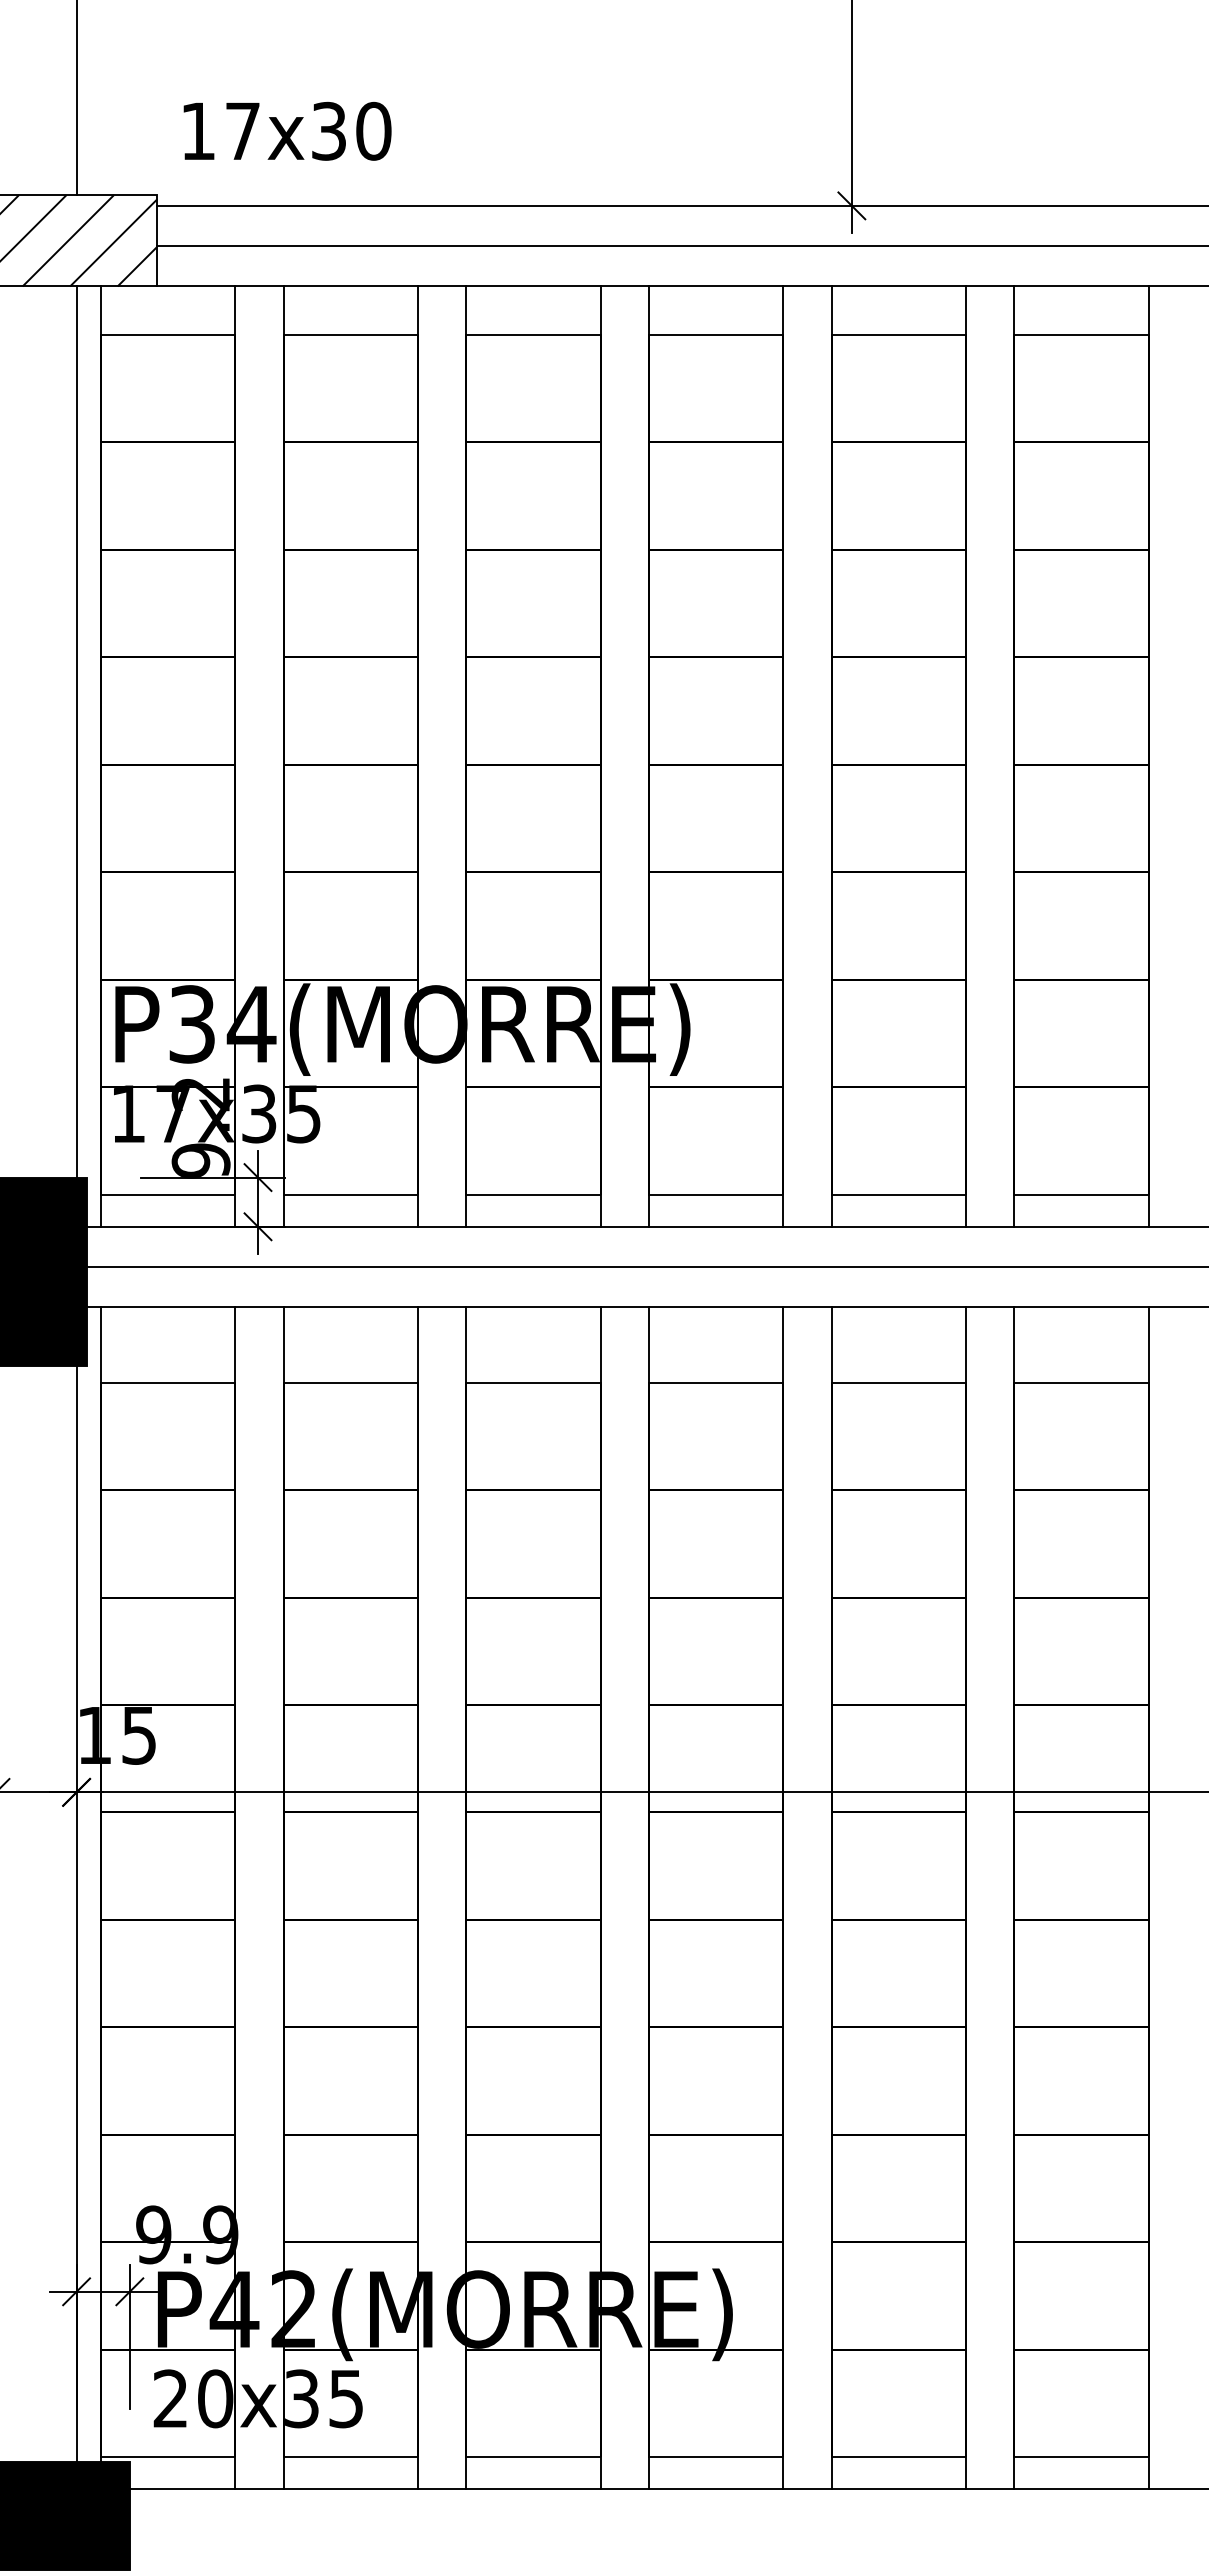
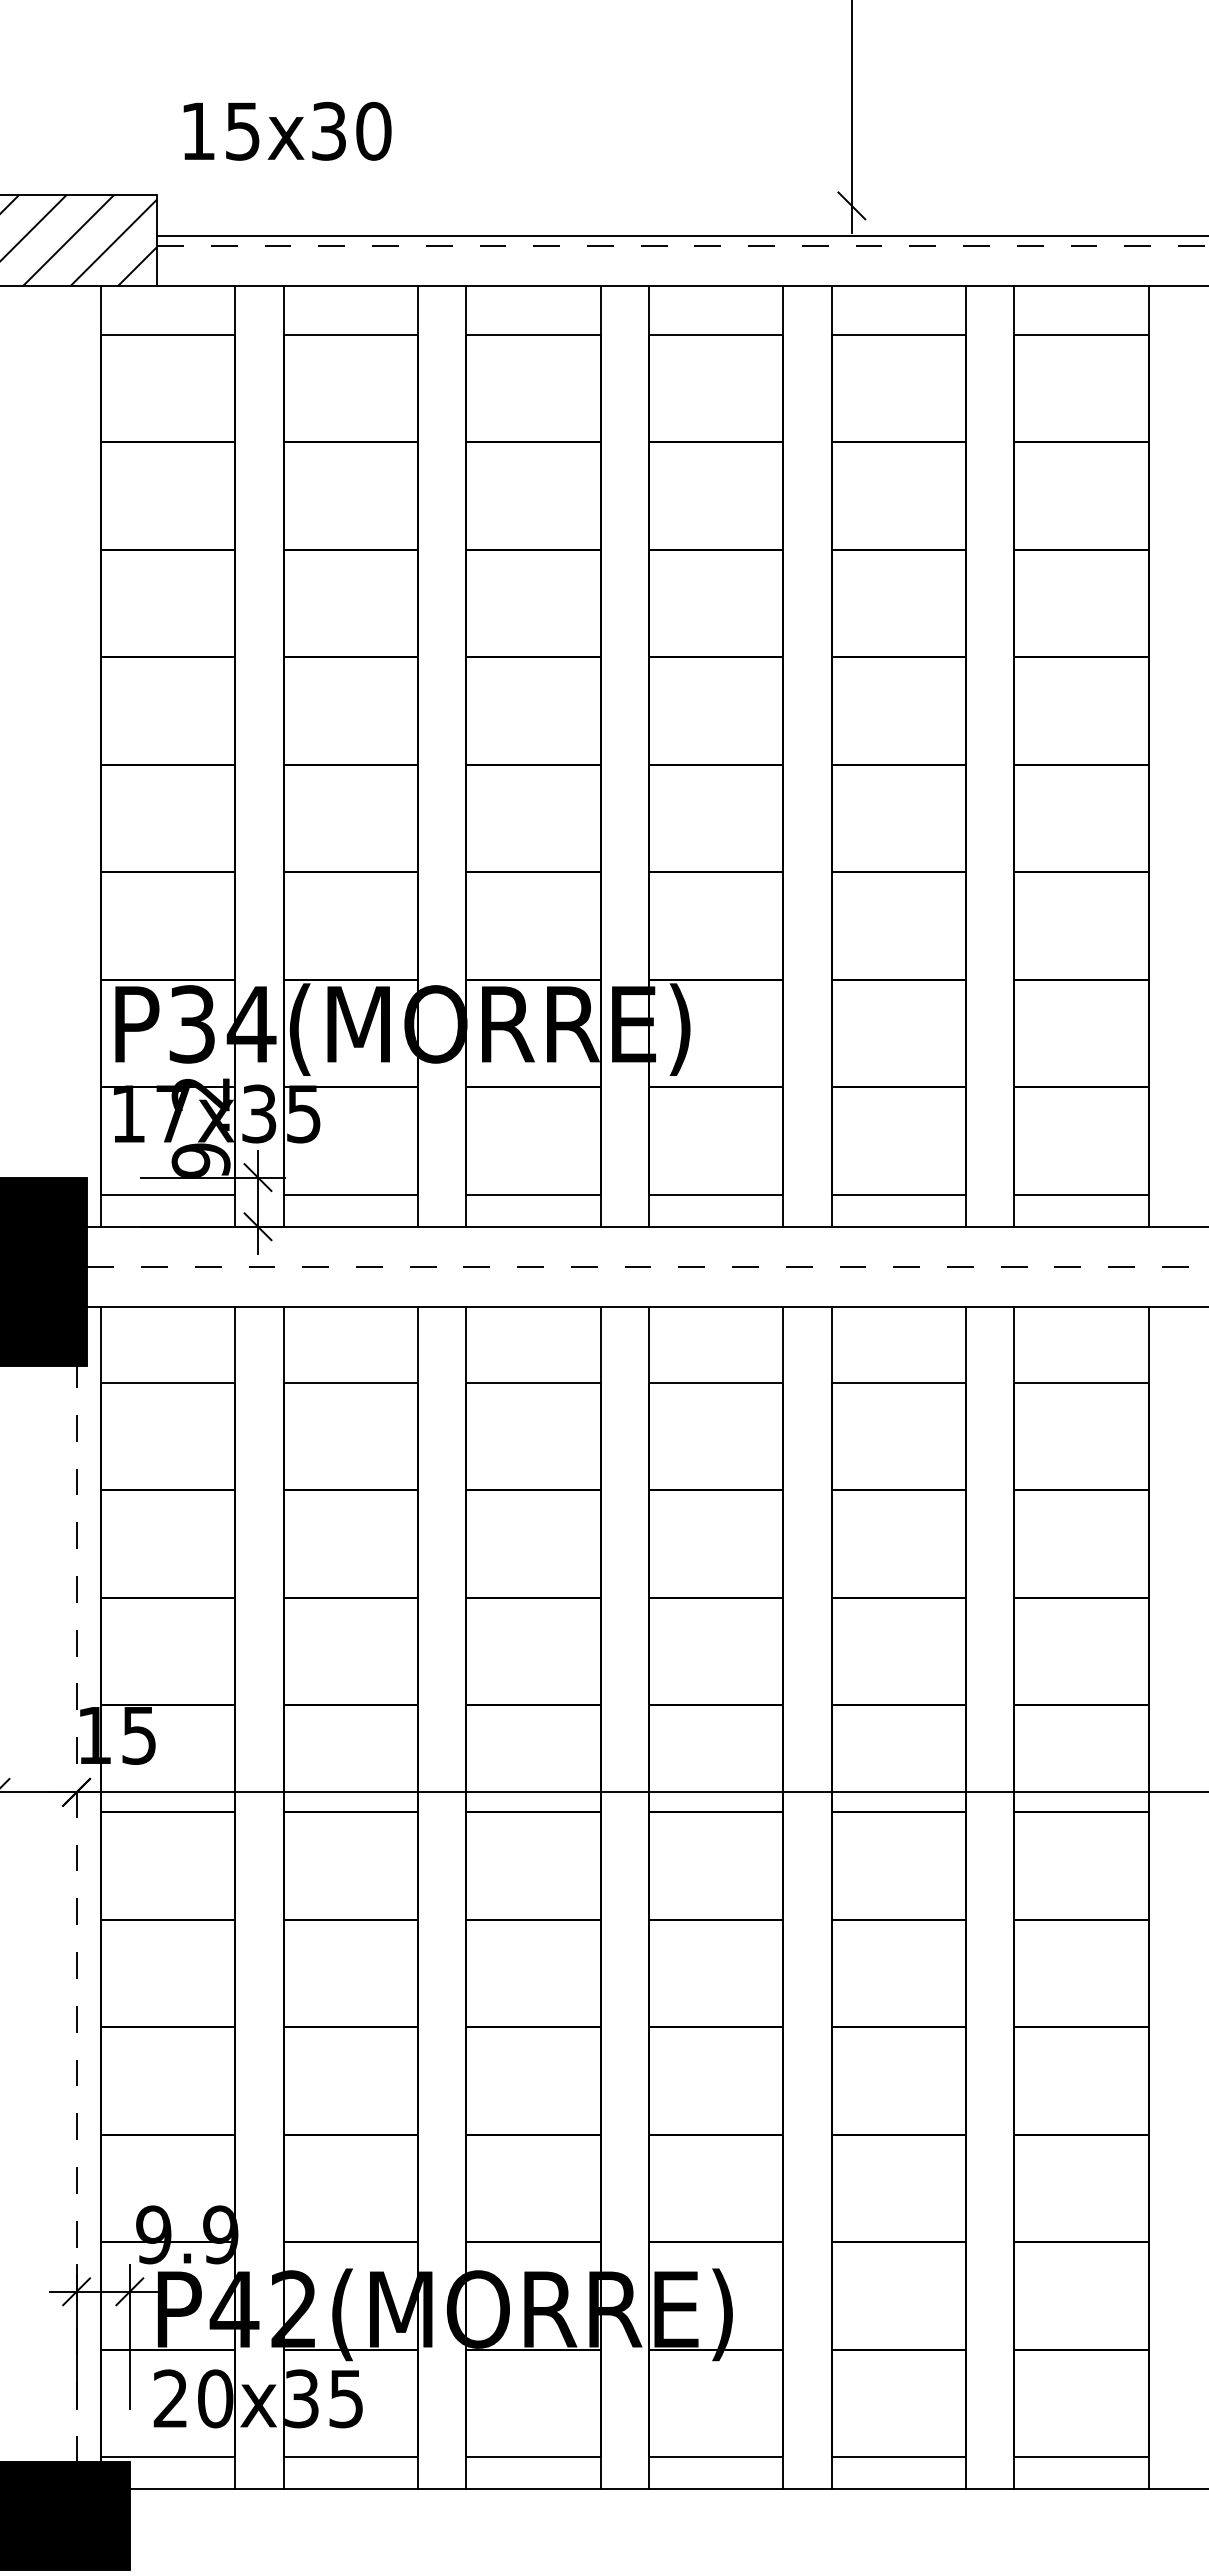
line: present -> none (76, 98)
text: 17x30 -> 15x30 (242, 131)
line position: (681, 205) -> (681, 235) (681, 235)
line: solid -> dashed (682, 246)
line: present -> none (76, 731)
line: solid -> dashed (648, 1267)
line: solid -> dashed (76, 1913)
